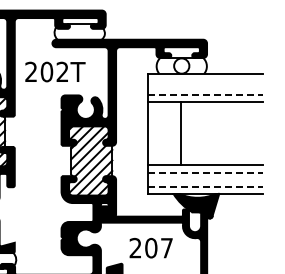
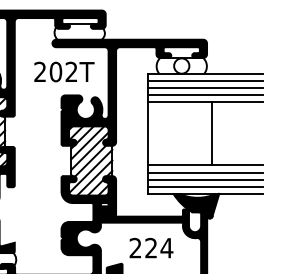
text position: (55, 71) -> (64, 71) (64, 71)
line: none -> present (205, 81)
line: none -> present (205, 88)
line: dashed -> solid (206, 95)
line position: (180, 133) -> (211, 133) (211, 133)
line: dashed -> solid (206, 172)
line: none -> present (205, 179)
line: dashed -> solid (206, 186)
text: 207 -> 224 (159, 248)
